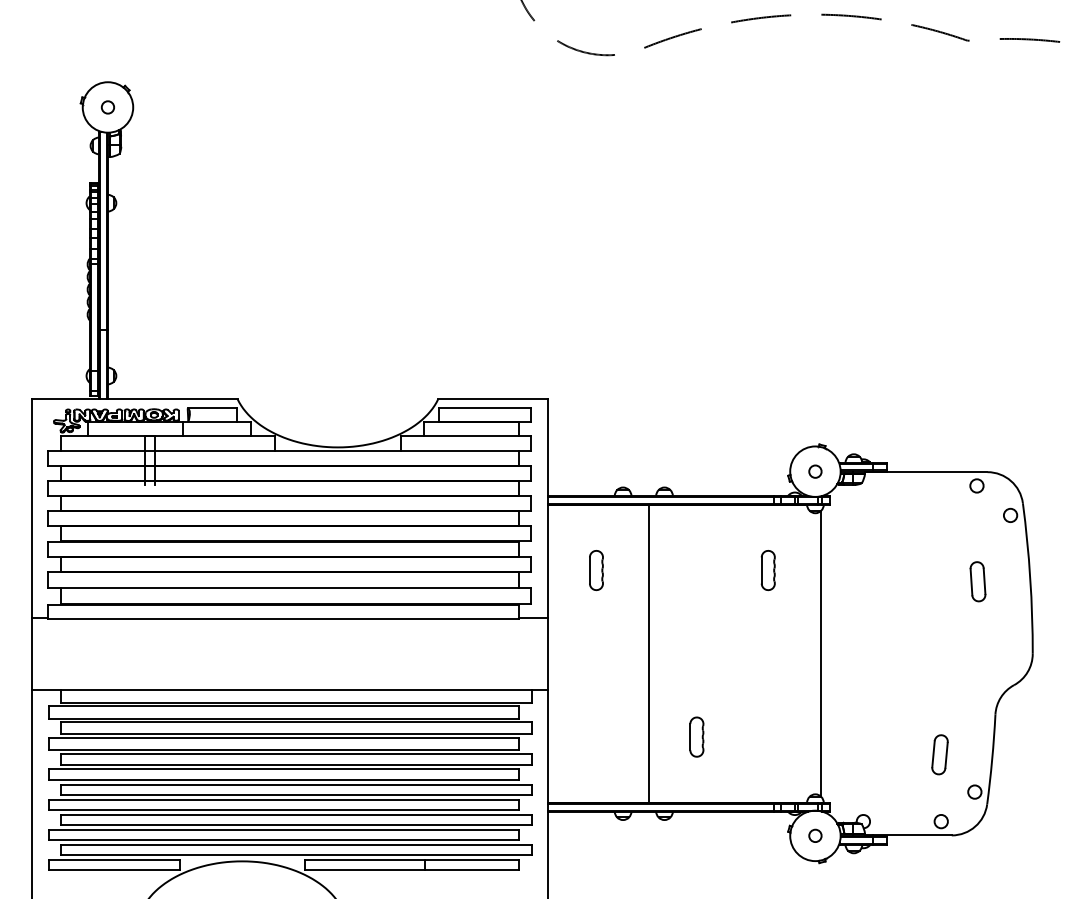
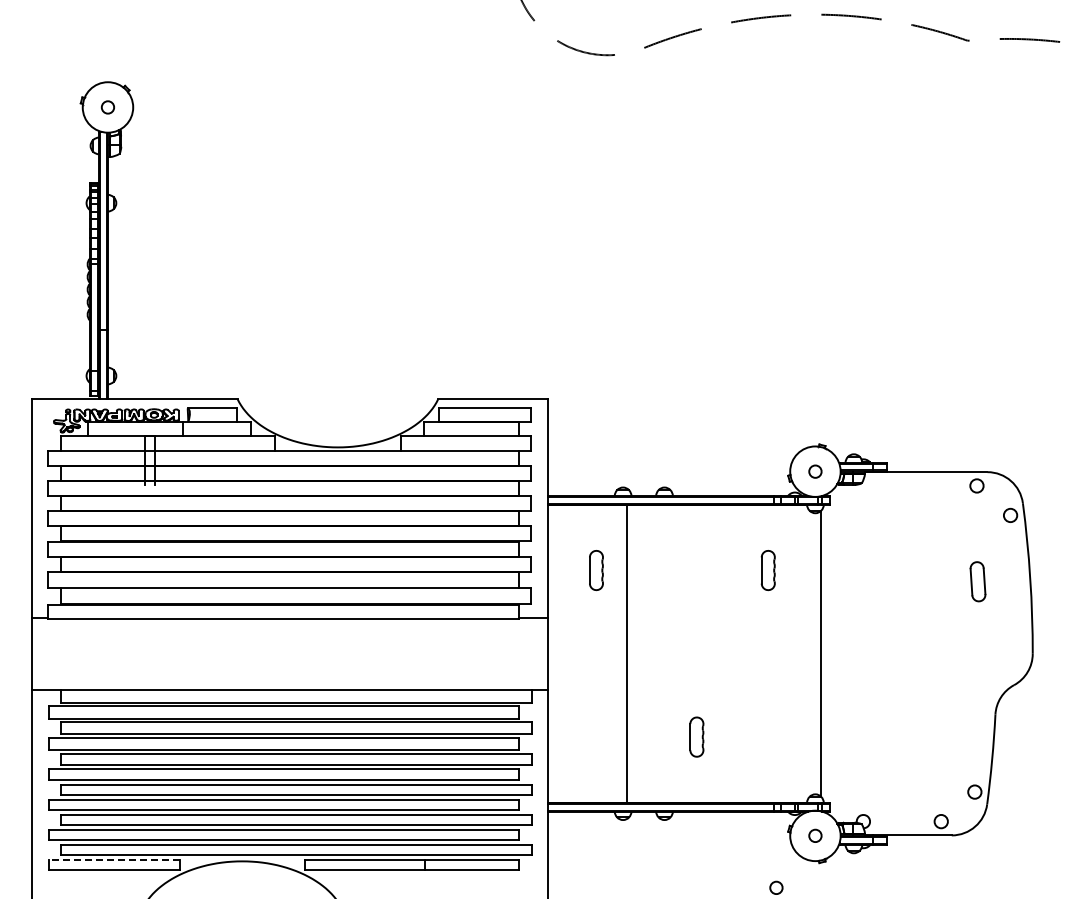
line position: (648, 653) -> (626, 653) (626, 653)
part: present -> none (939, 754)
line: solid -> dashed (113, 859)
circle: none -> present (776, 887)
